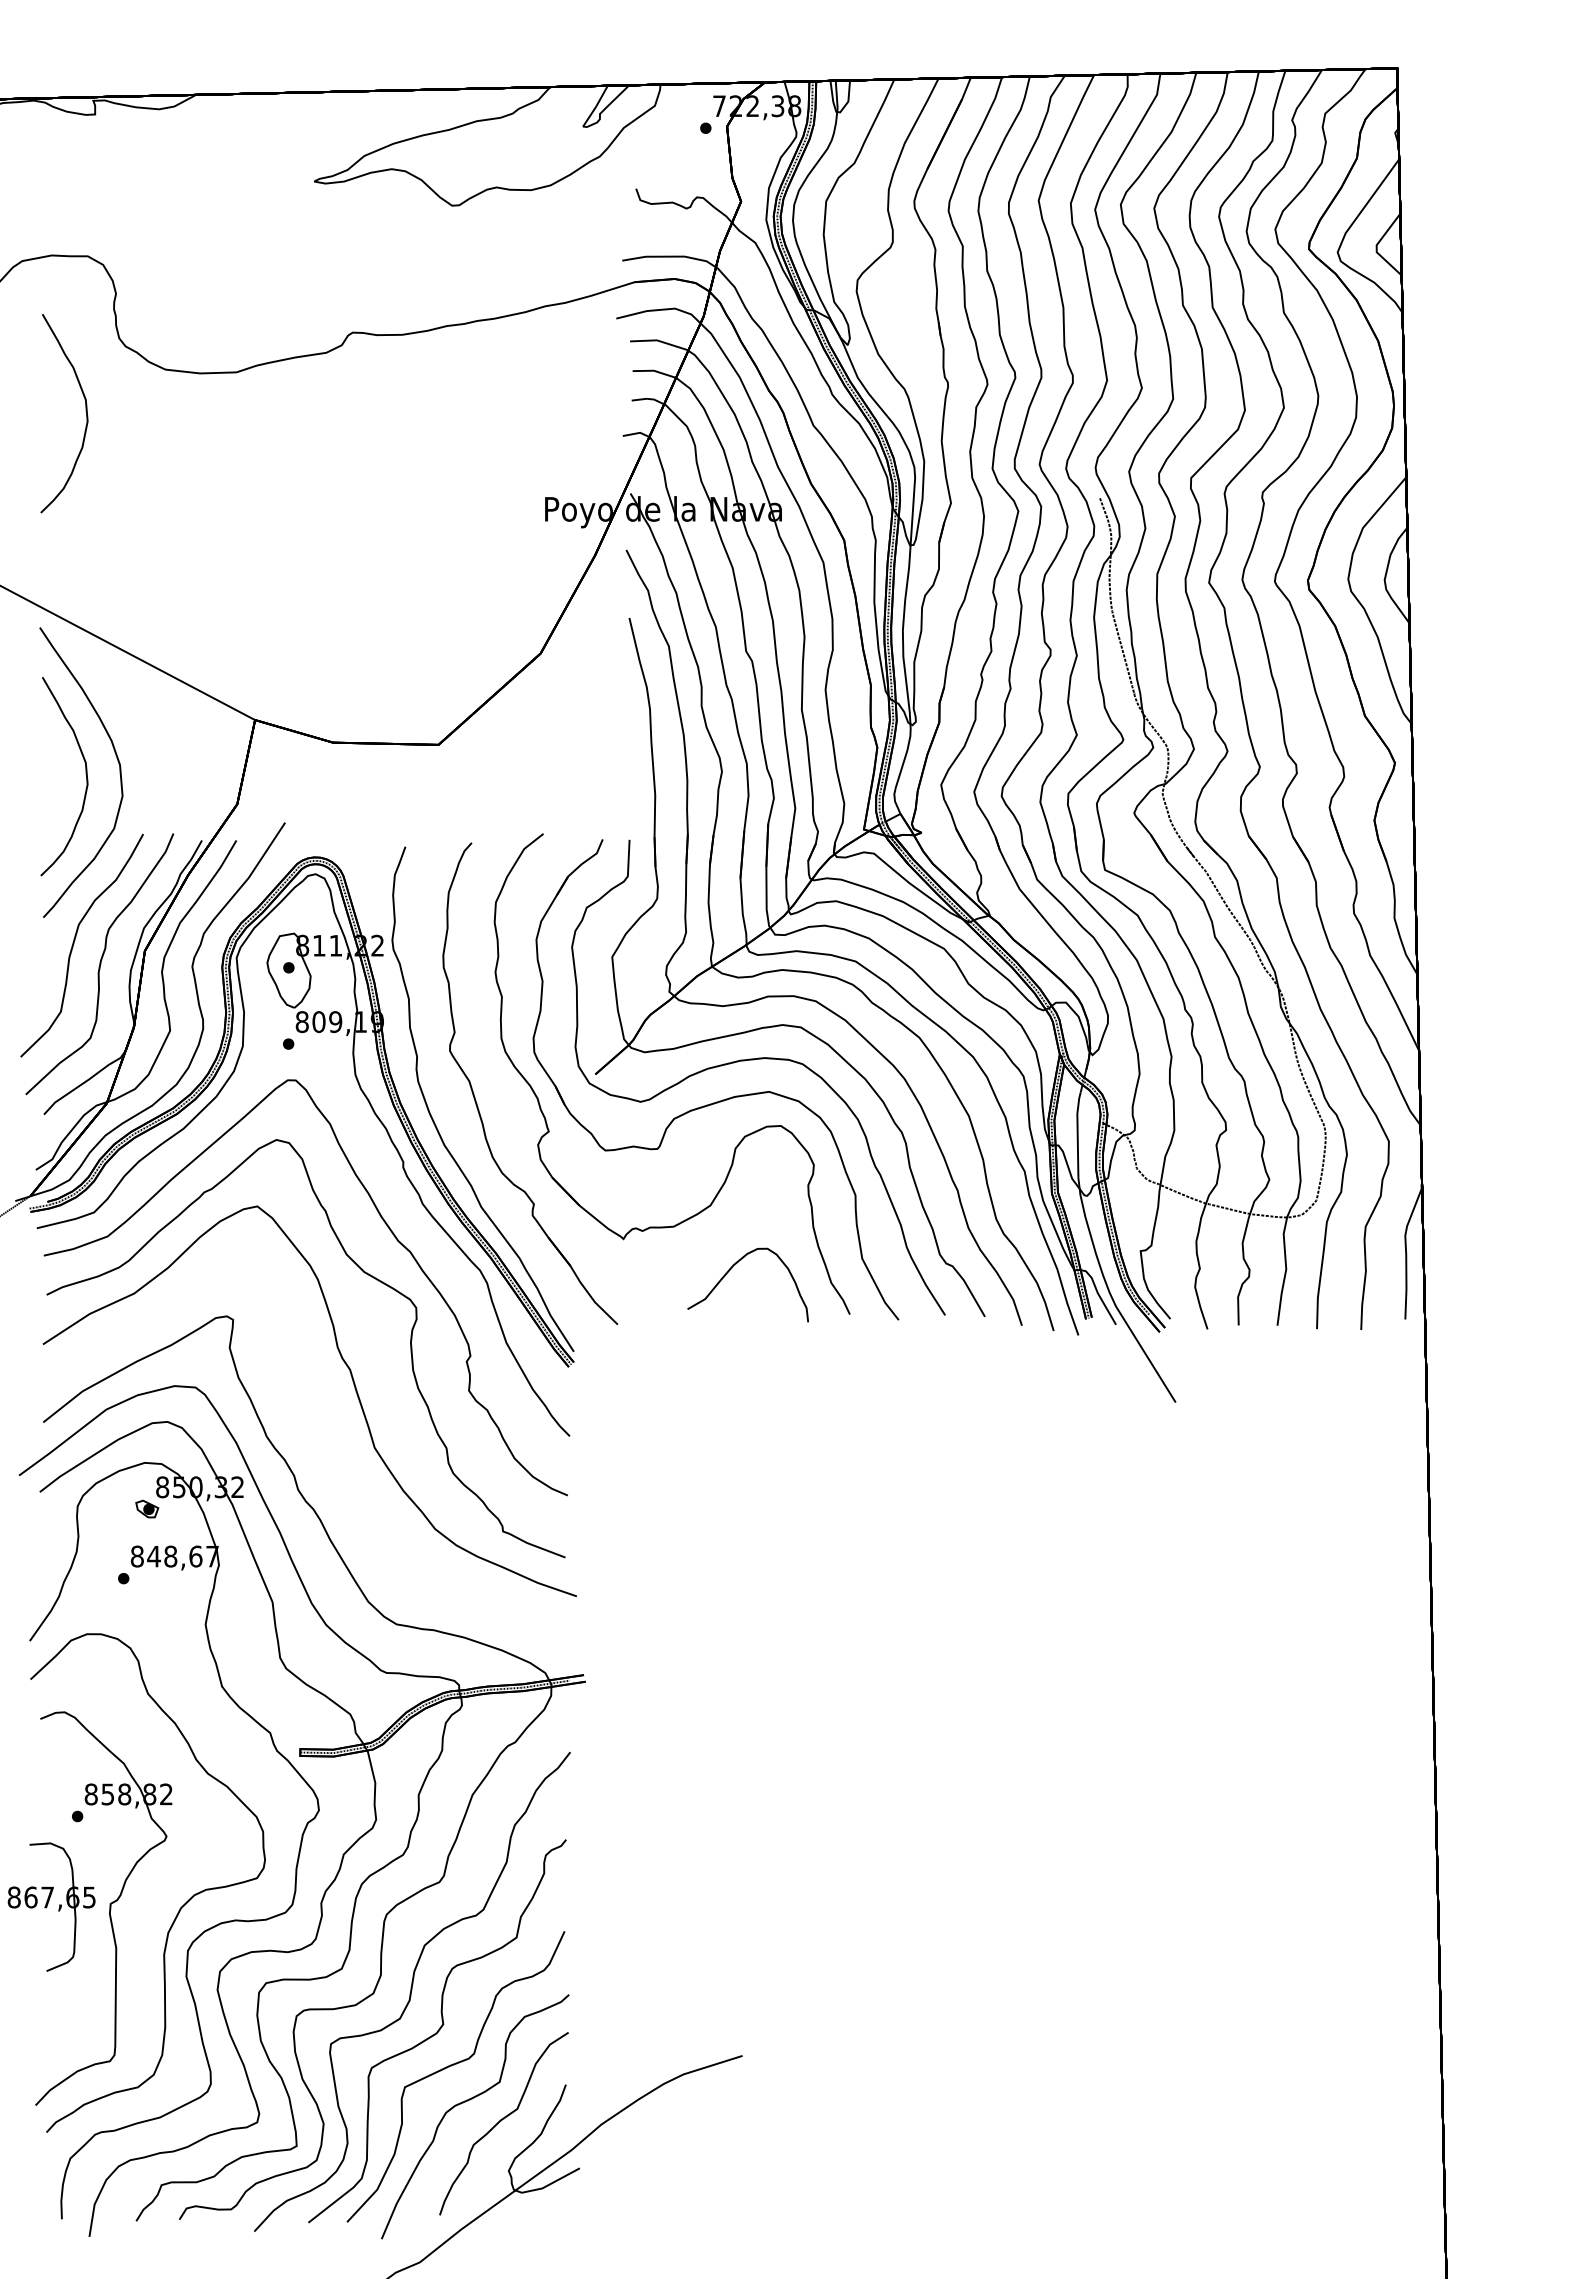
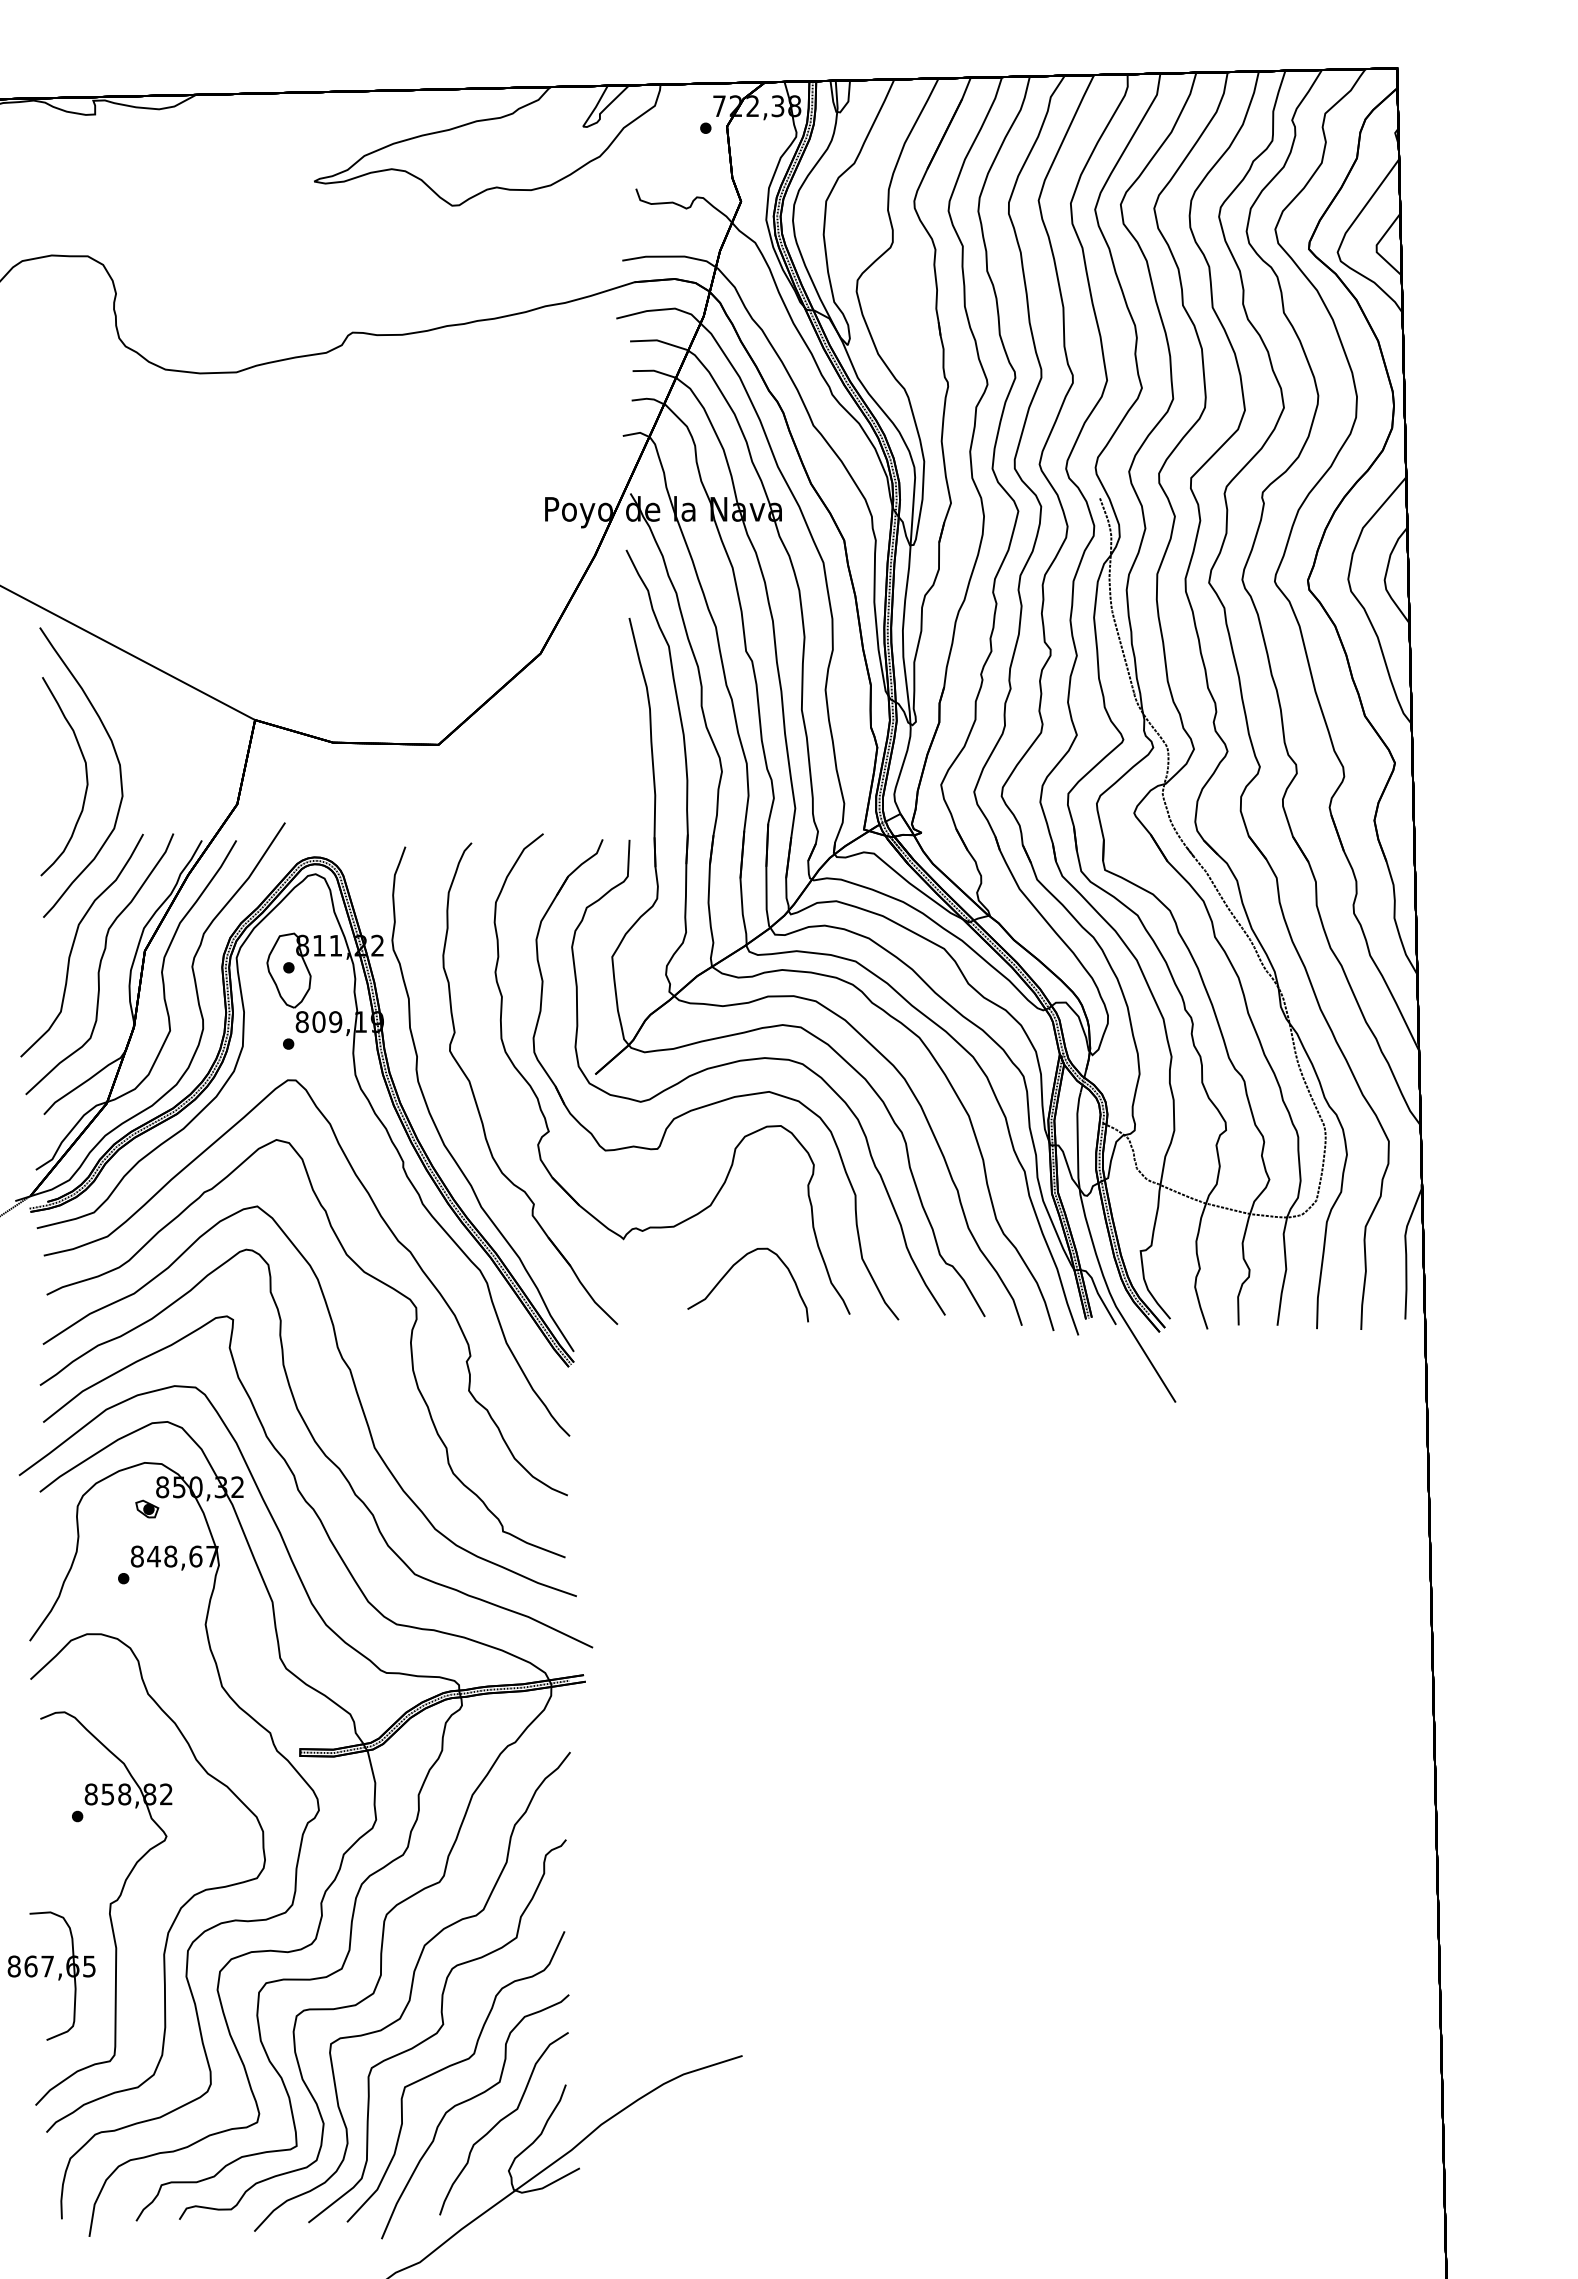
curve: present -> none (85, 411)
curve: none -> present (317, 1446)
part position: (51, 1906) -> (51, 1975) (51, 1975)
